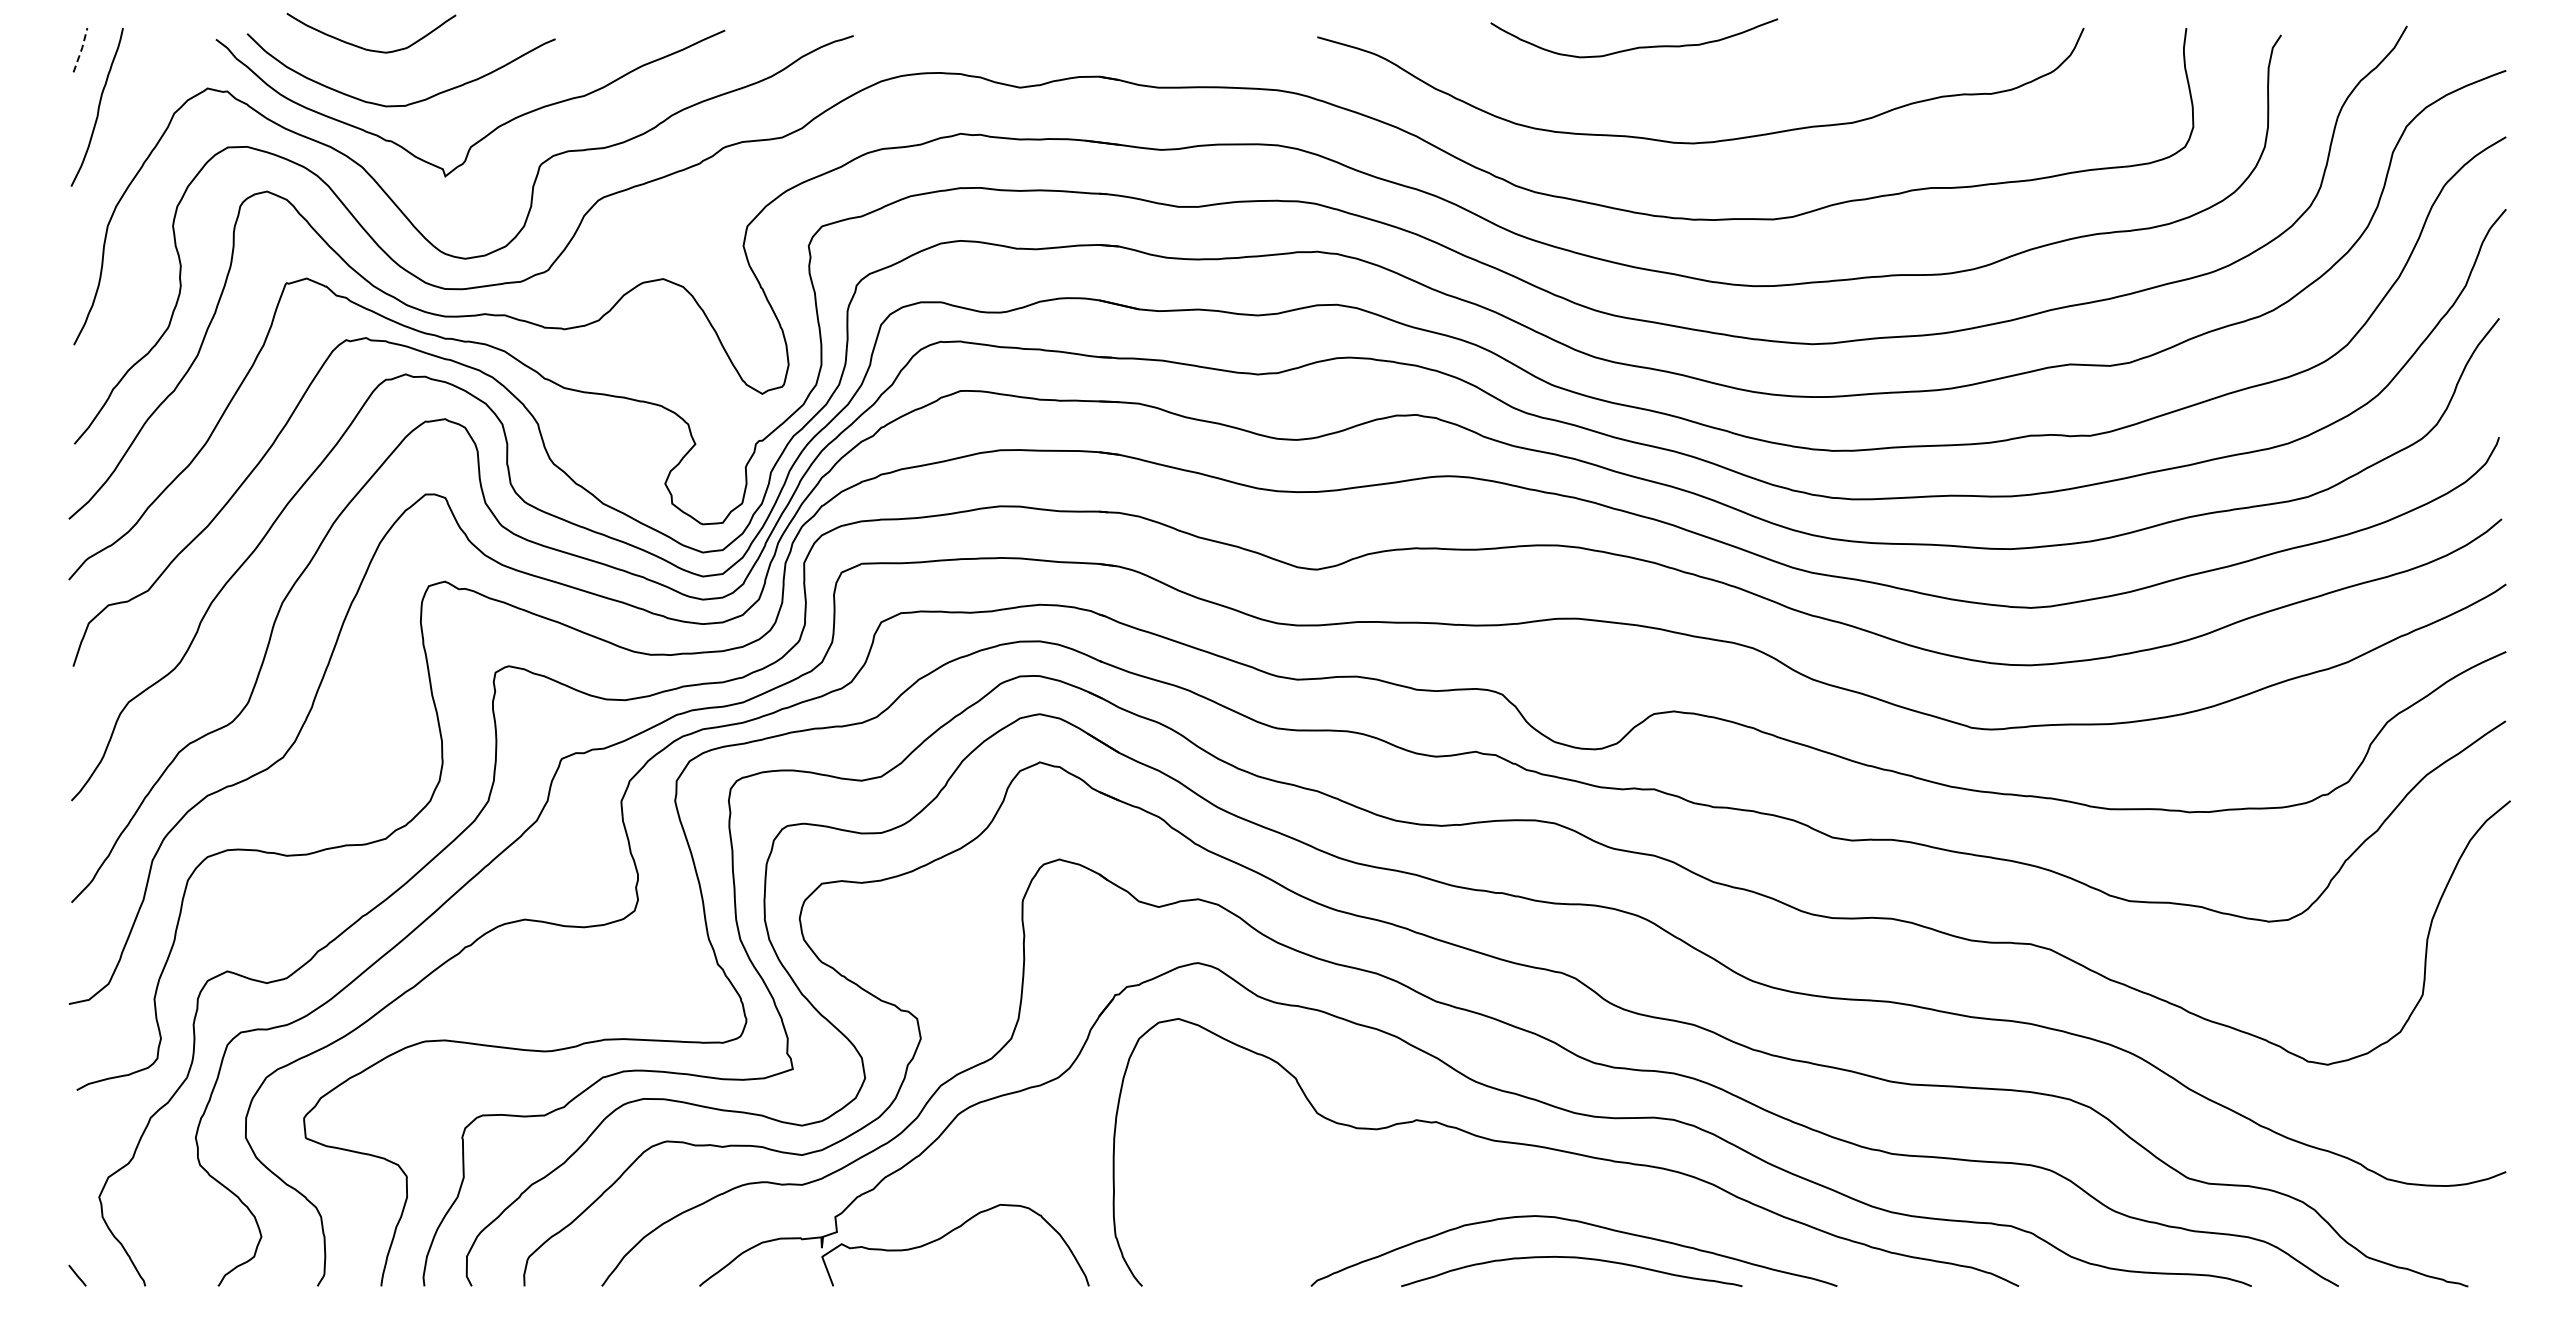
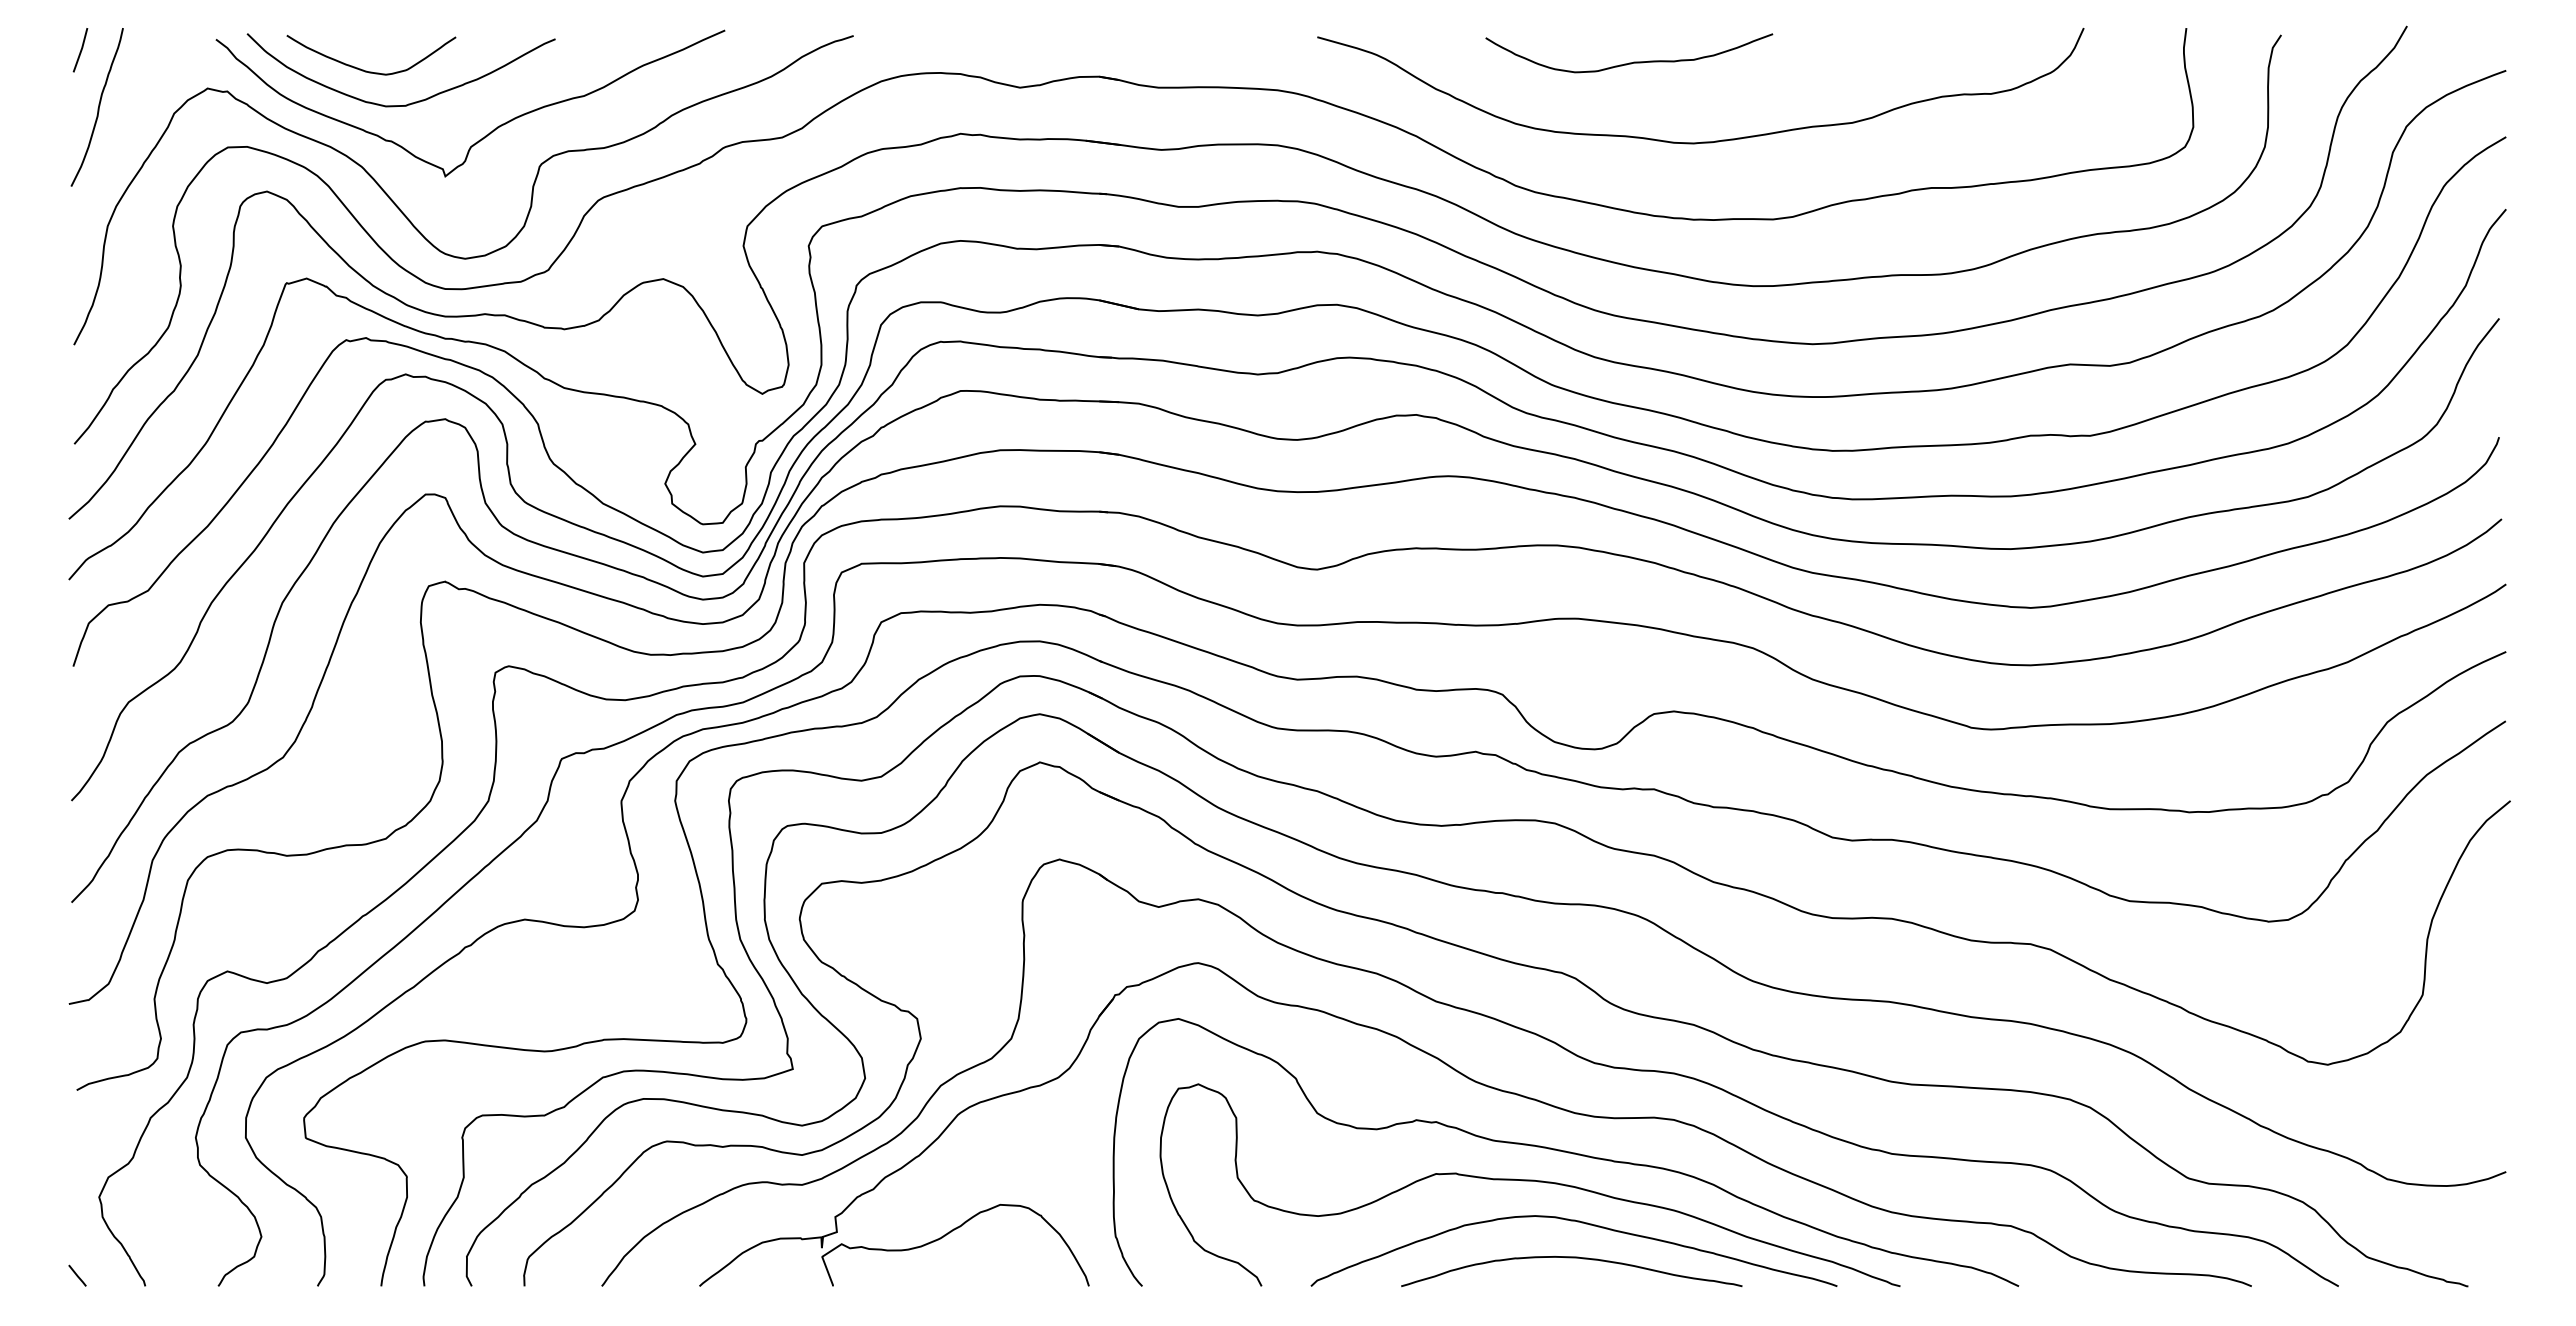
curve position: (1638, 46) -> (1633, 61) (1633, 61)
curve position: (366, 48) -> (366, 70) (366, 70)
line: dashed -> solid (81, 49)
curve: none -> present (1529, 1181)
